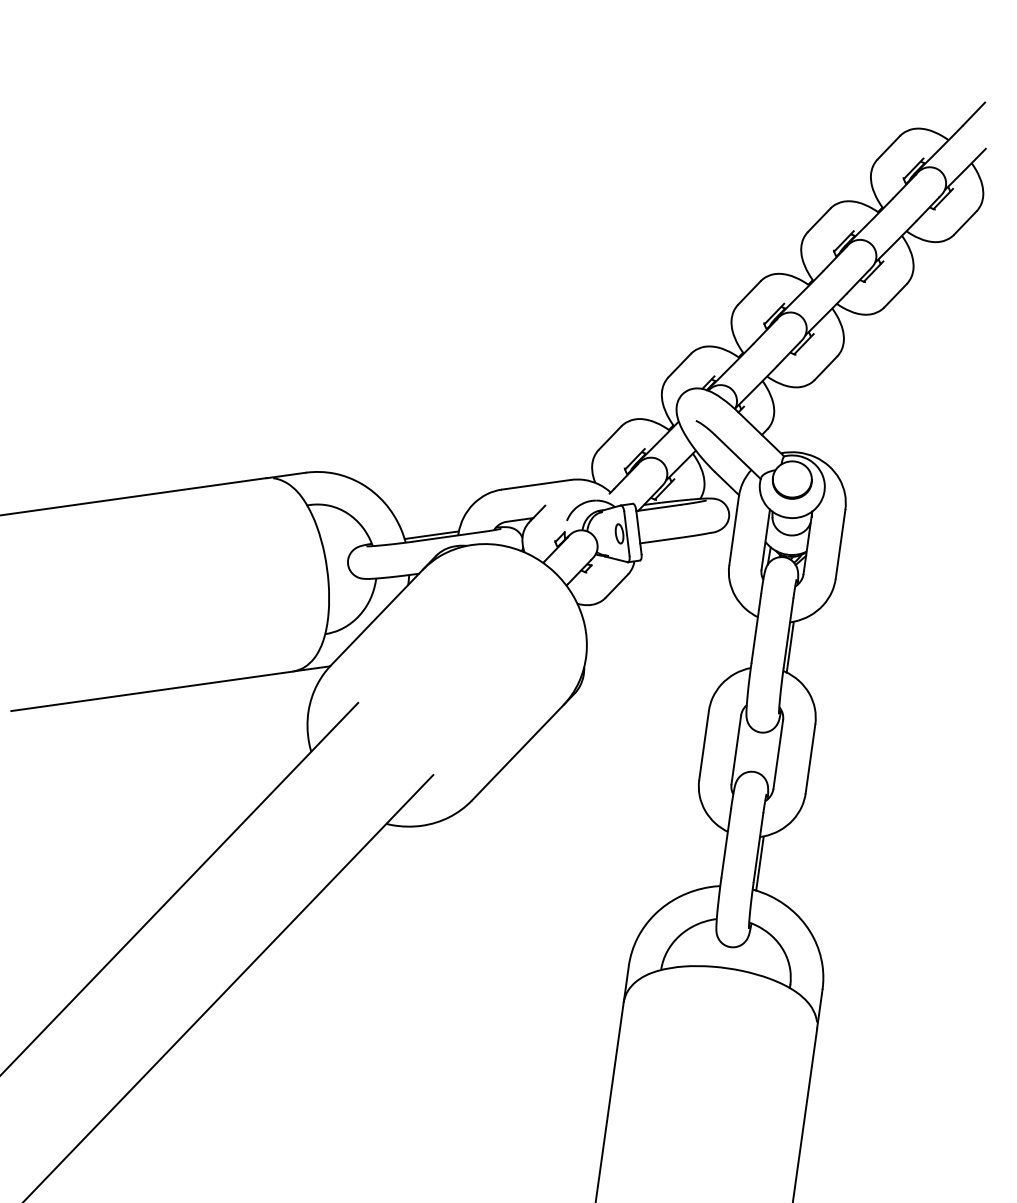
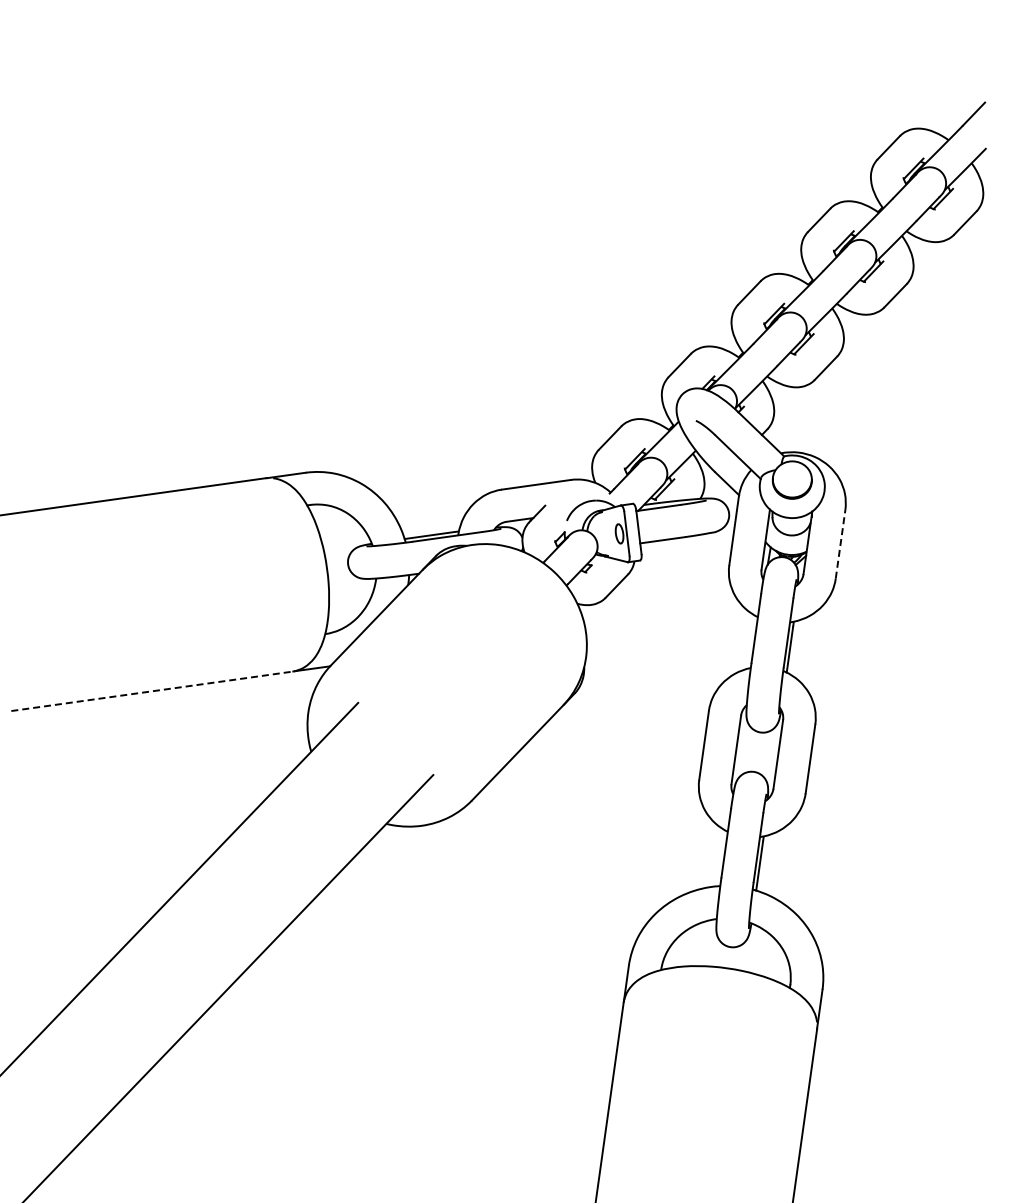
line: solid -> dashed (840, 544)
line: solid -> dashed (151, 691)
